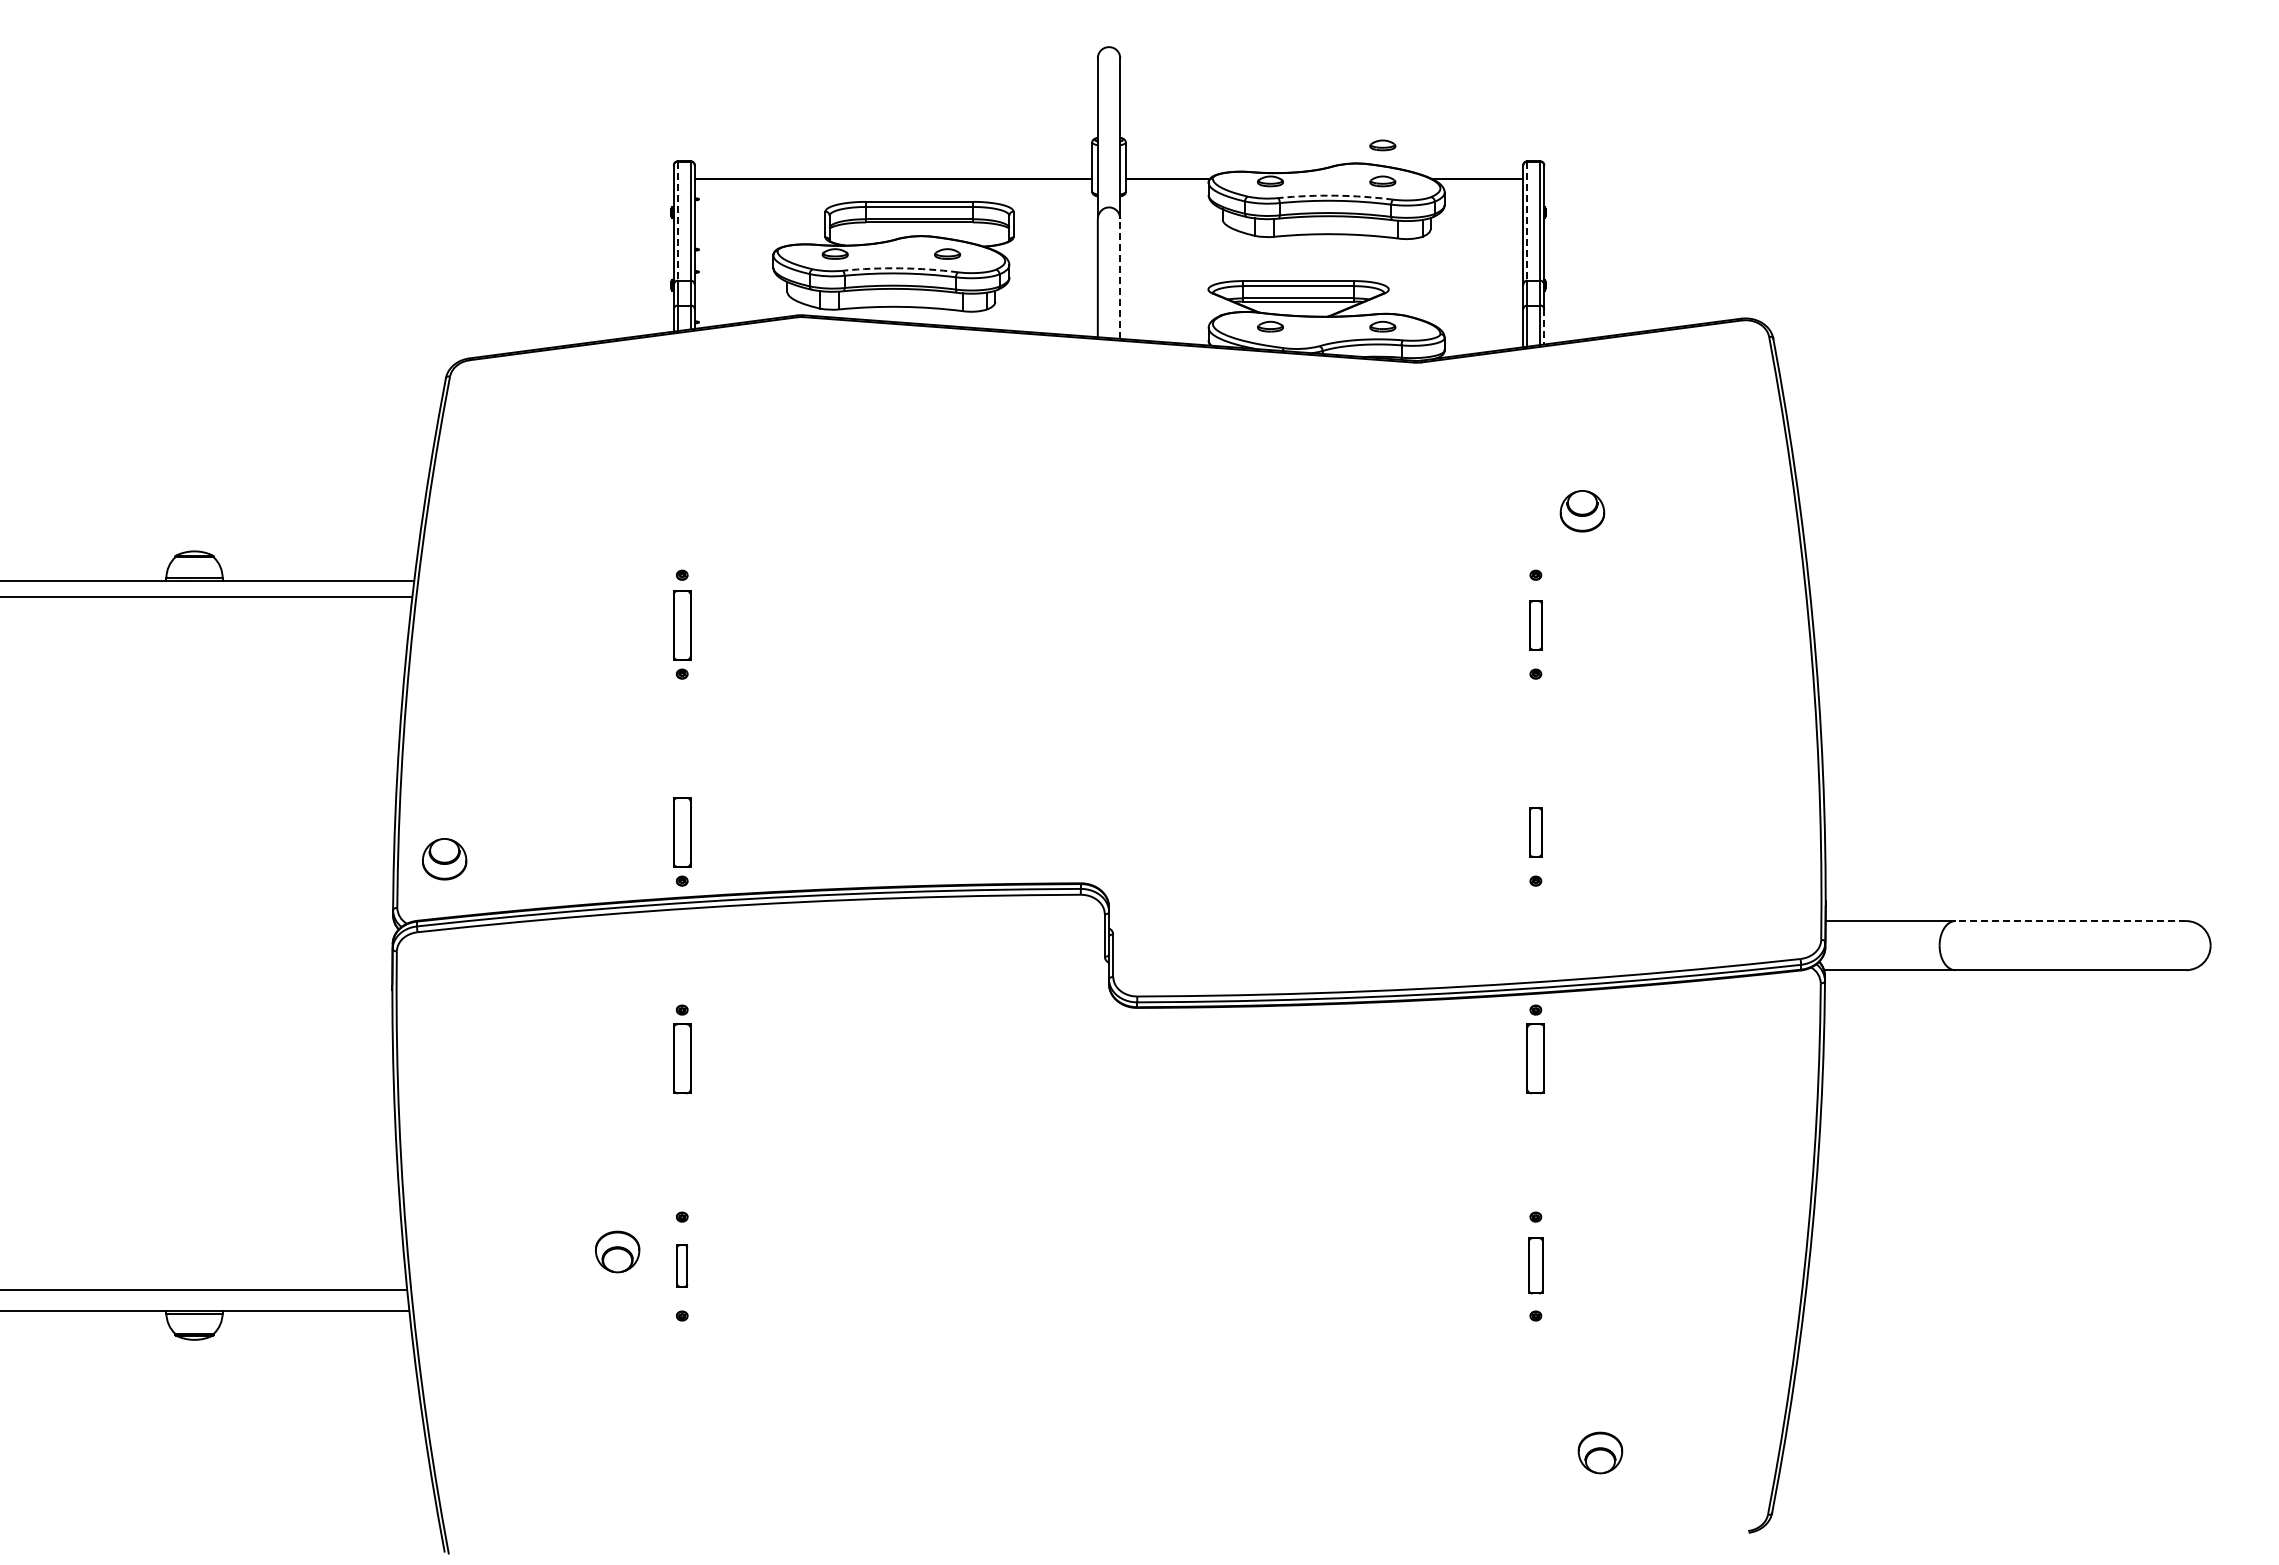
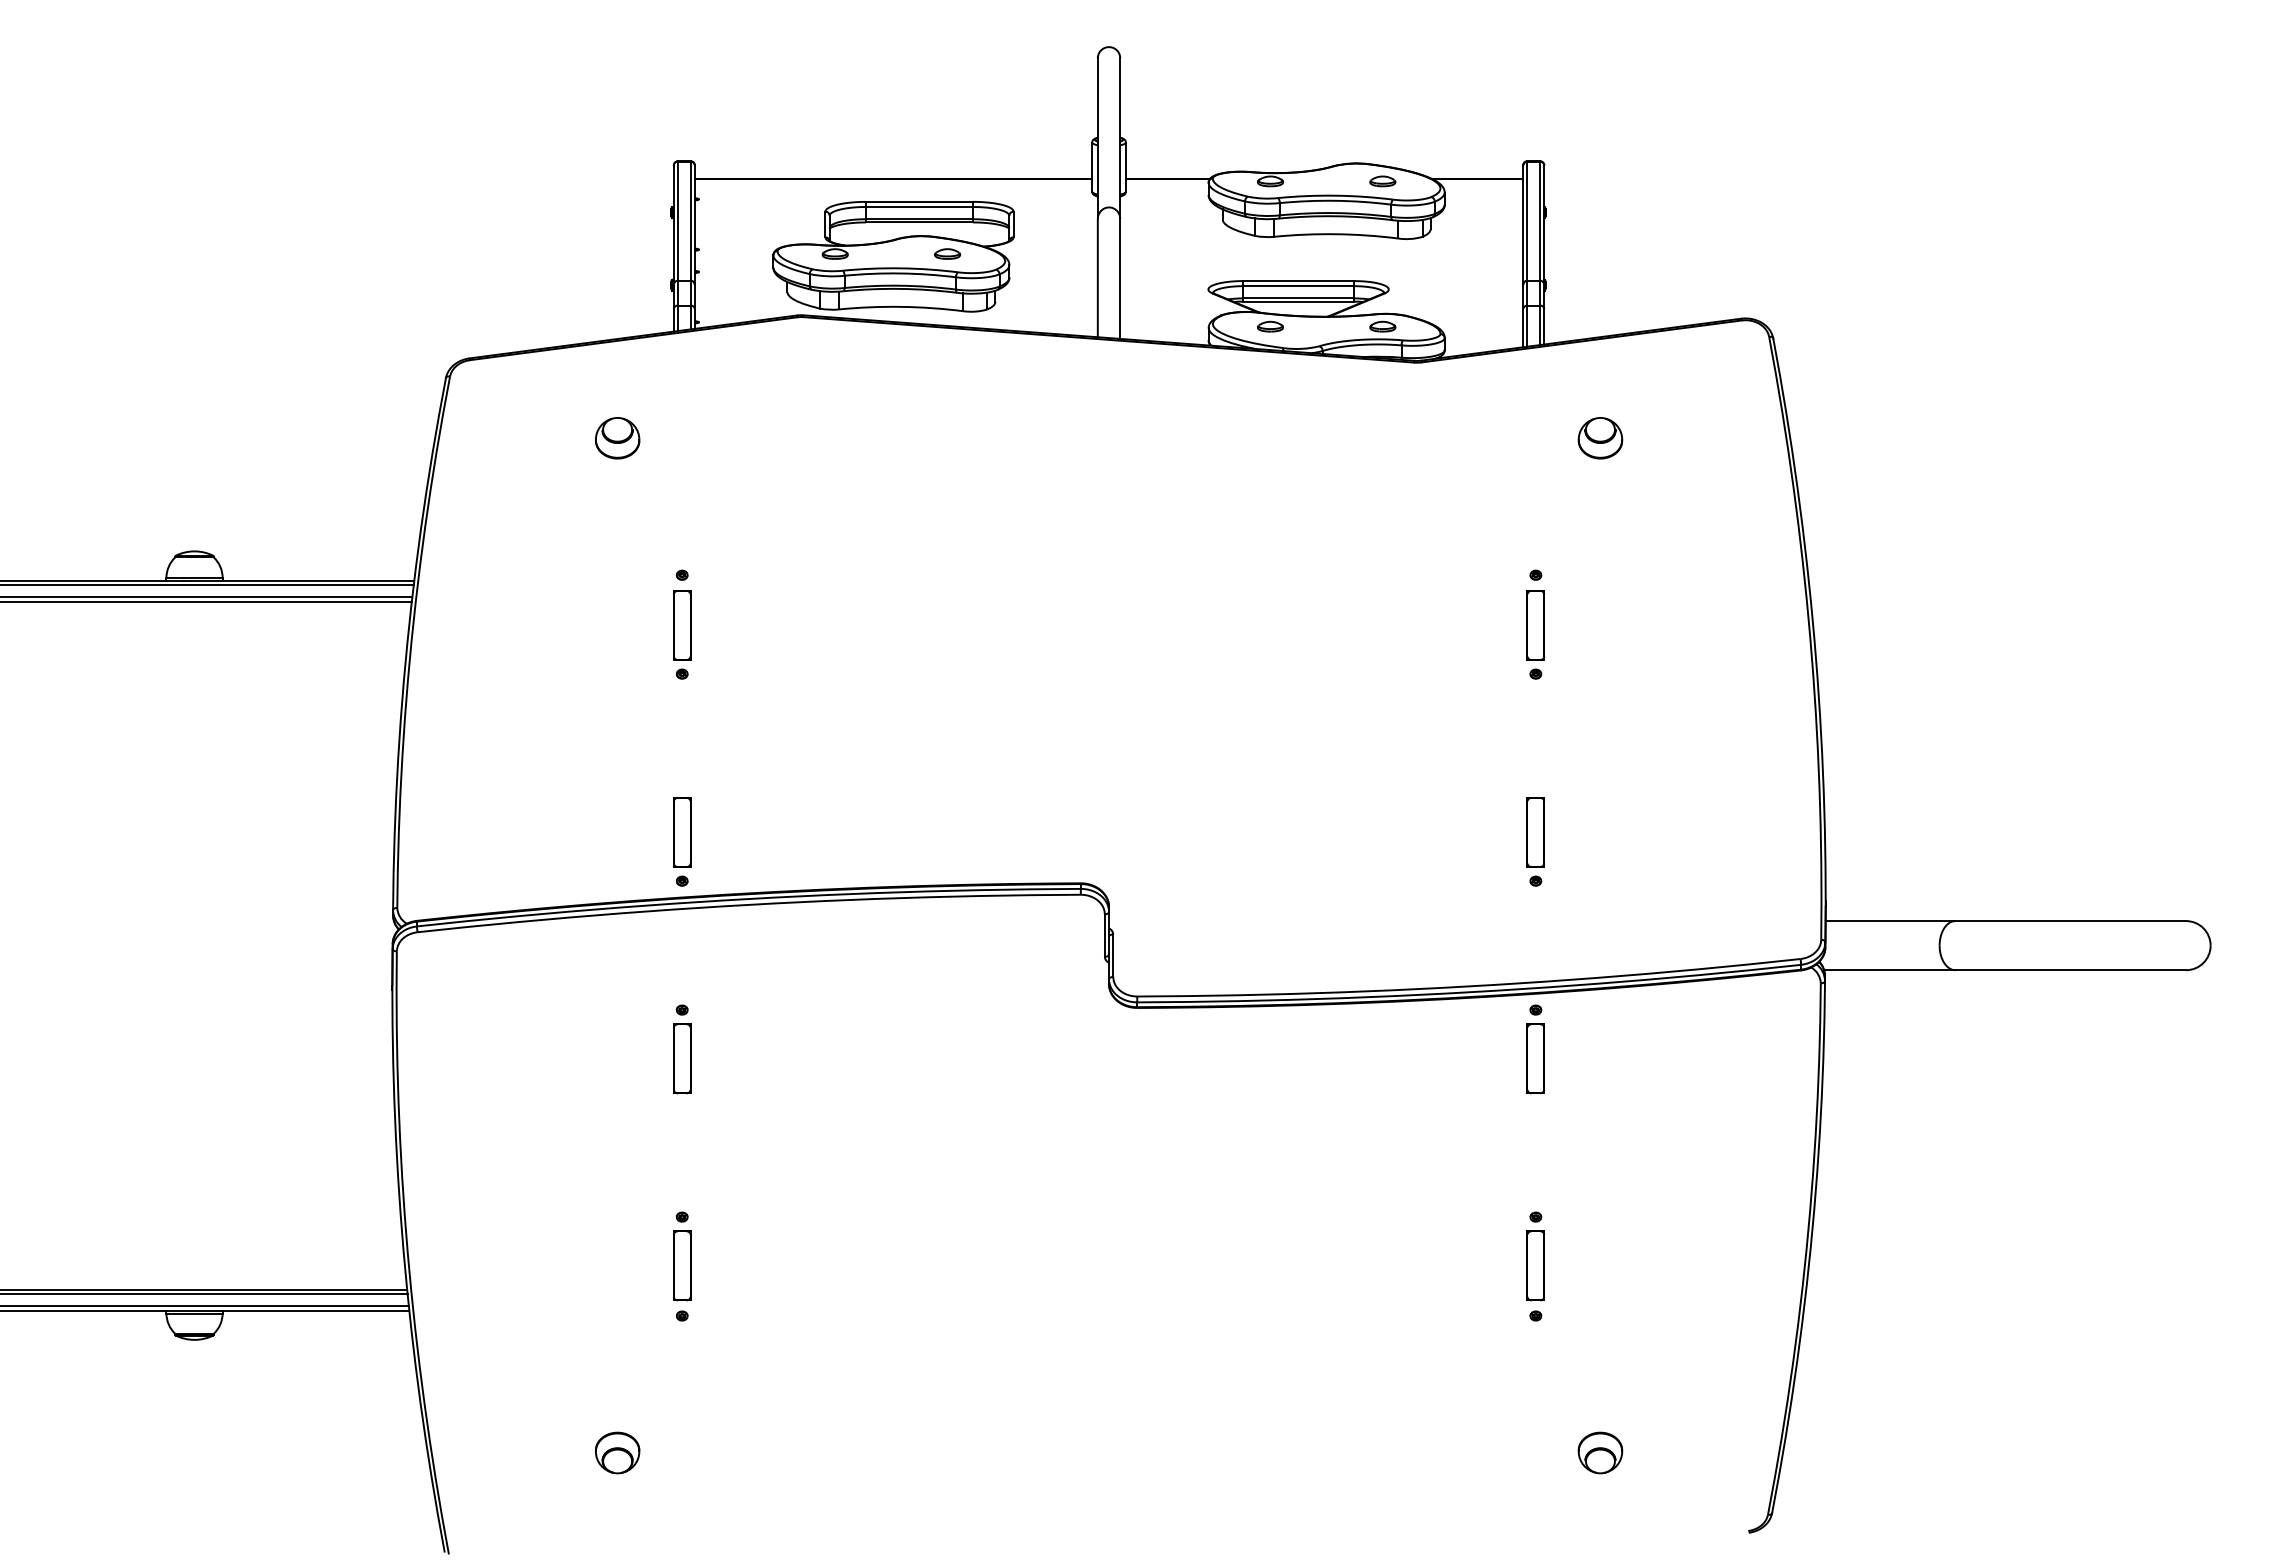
part: present -> none (1382, 145)
arc: dashed -> solid (1335, 195)
line: dashed -> solid (678, 221)
line: dashed -> solid (1527, 221)
arc: dashed -> solid (900, 268)
line: dashed -> solid (1120, 278)
line: dashed -> solid (1544, 326)
part position: (1582, 511) -> (1600, 438) (1600, 438)
line: none -> present (207, 584)
line: none -> present (206, 601)
part size: 14x51 px -> 20x71 px (1535, 625)
part size: 14x51 px -> 19x71 px (1535, 832)
part position: (444, 859) -> (617, 438) (617, 438)
line: dashed -> solid (2070, 921)
part position: (617, 1251) -> (617, 1452) (617, 1452)
part size: 13x44 px -> 19x72 px (682, 1265)
part size: 16x58 px -> 20x72 px (1535, 1265)
line: none -> present (204, 1293)
line: none -> present (205, 1306)
